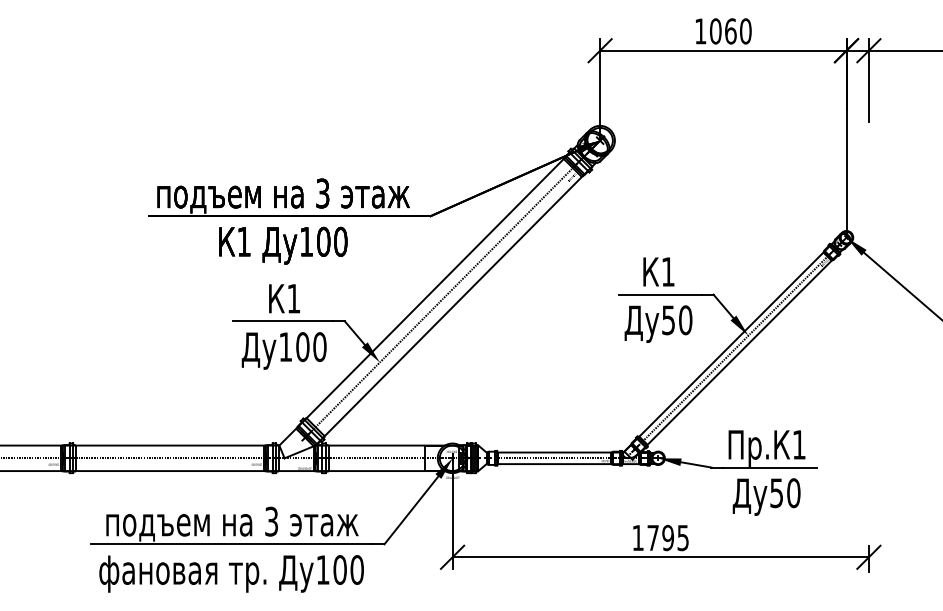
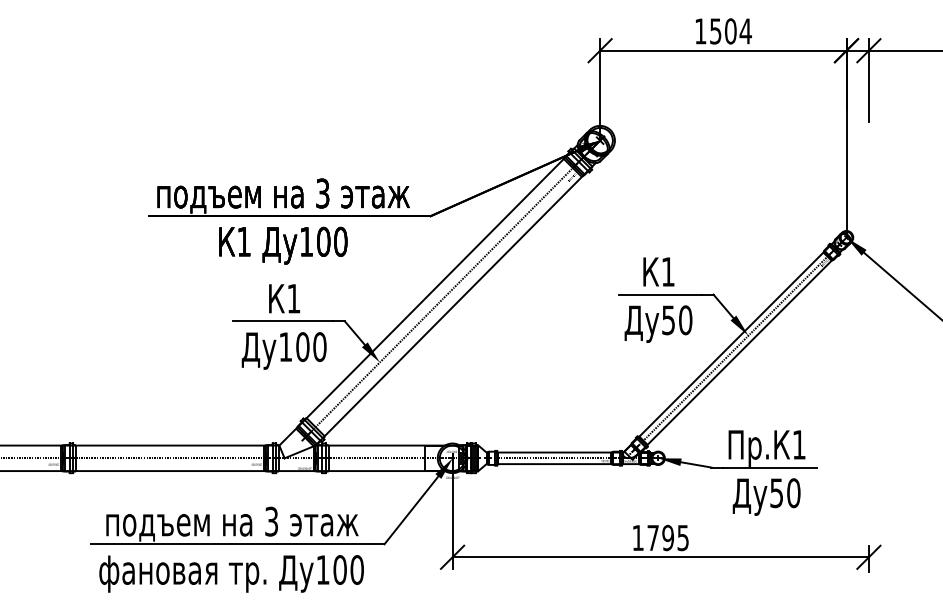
text: 1060 -> 1504 (730, 31)
